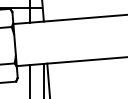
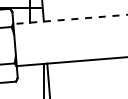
line: solid -> dashed (70, 19)
line: present -> none (29, 80)
